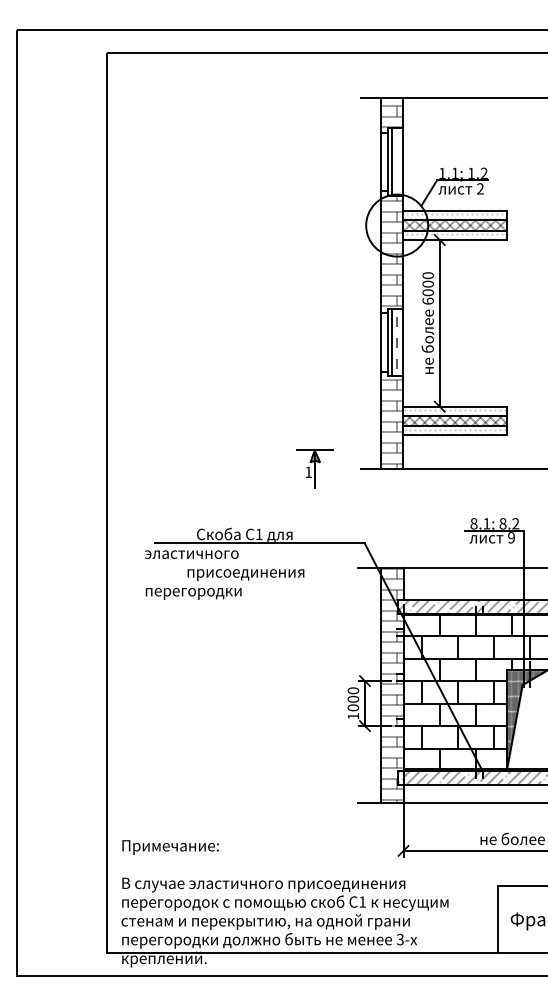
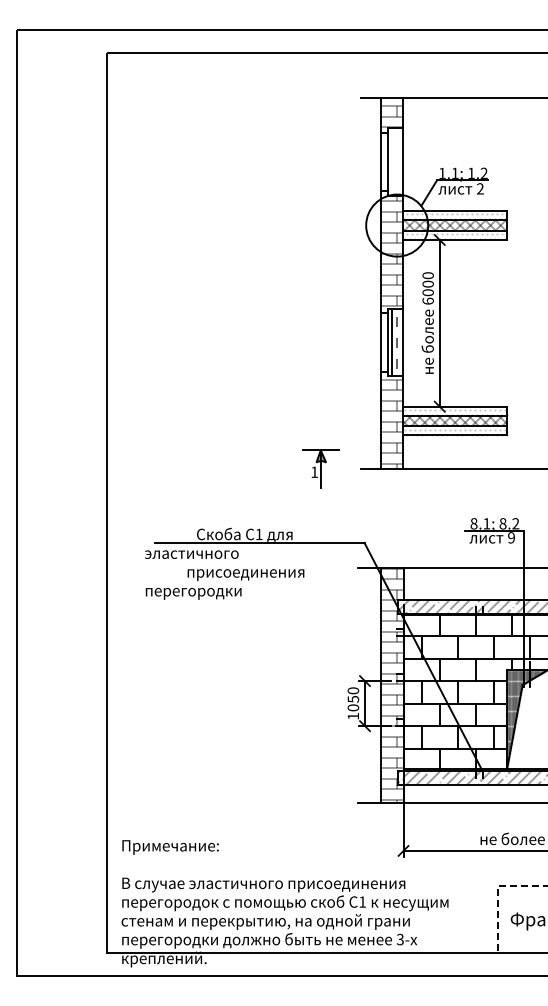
line: present -> none (392, 161)
part position: (314, 468) -> (320, 468) (320, 468)
text: 1000 -> 1050 (353, 698)
line: solid -> dashed (498, 894)
